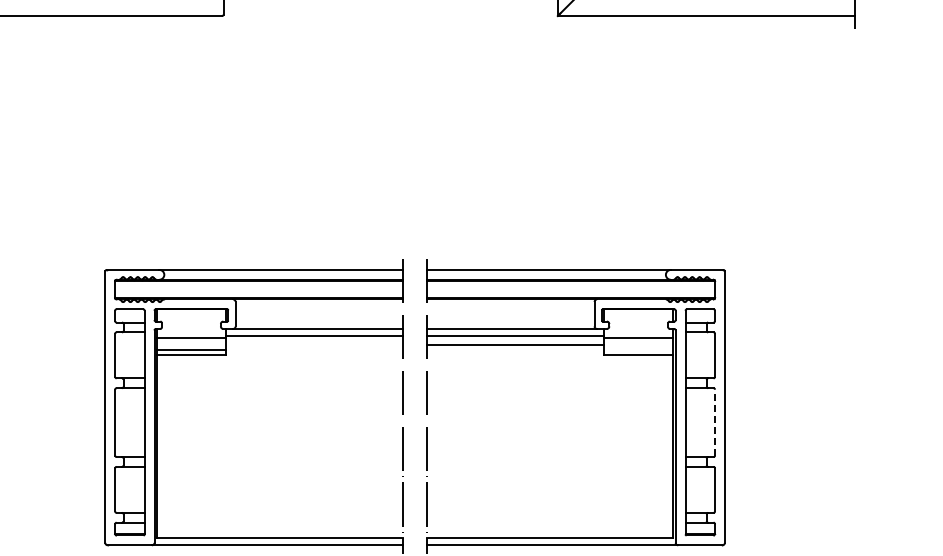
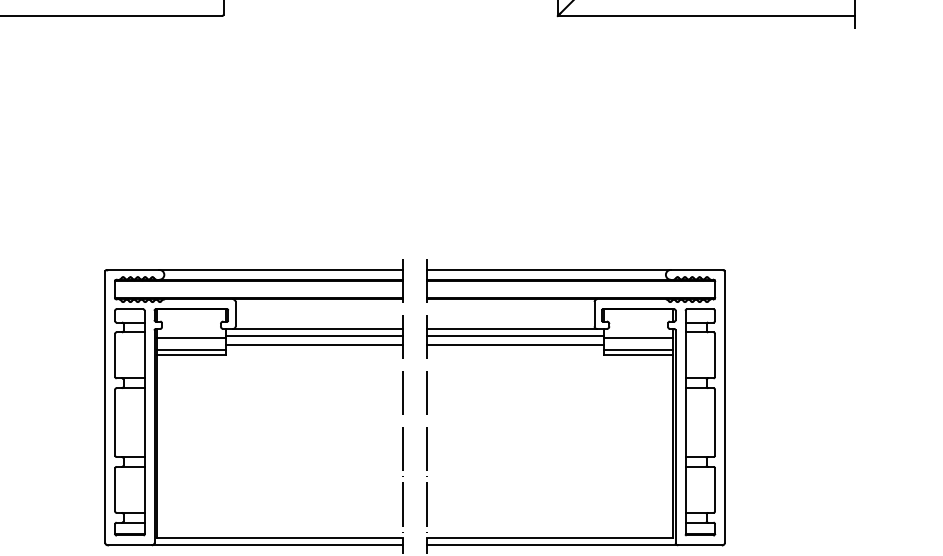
line: none -> present (313, 344)
line: none -> present (638, 350)
line: dashed -> solid (715, 422)
